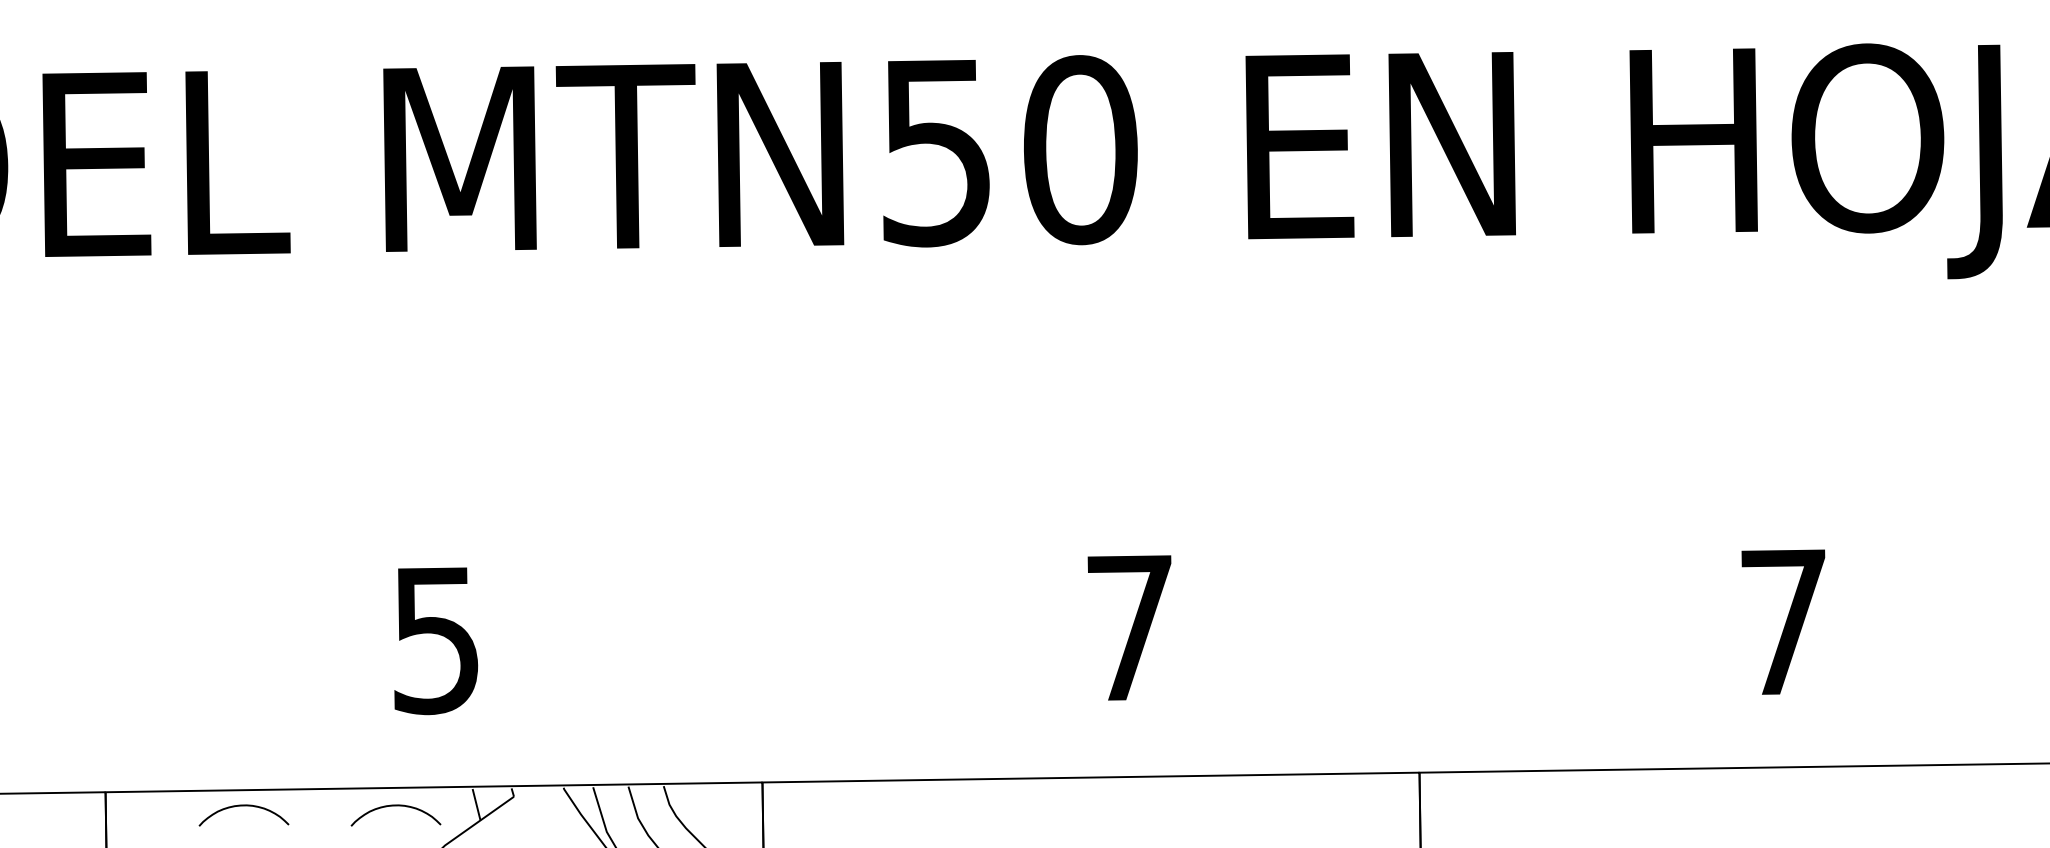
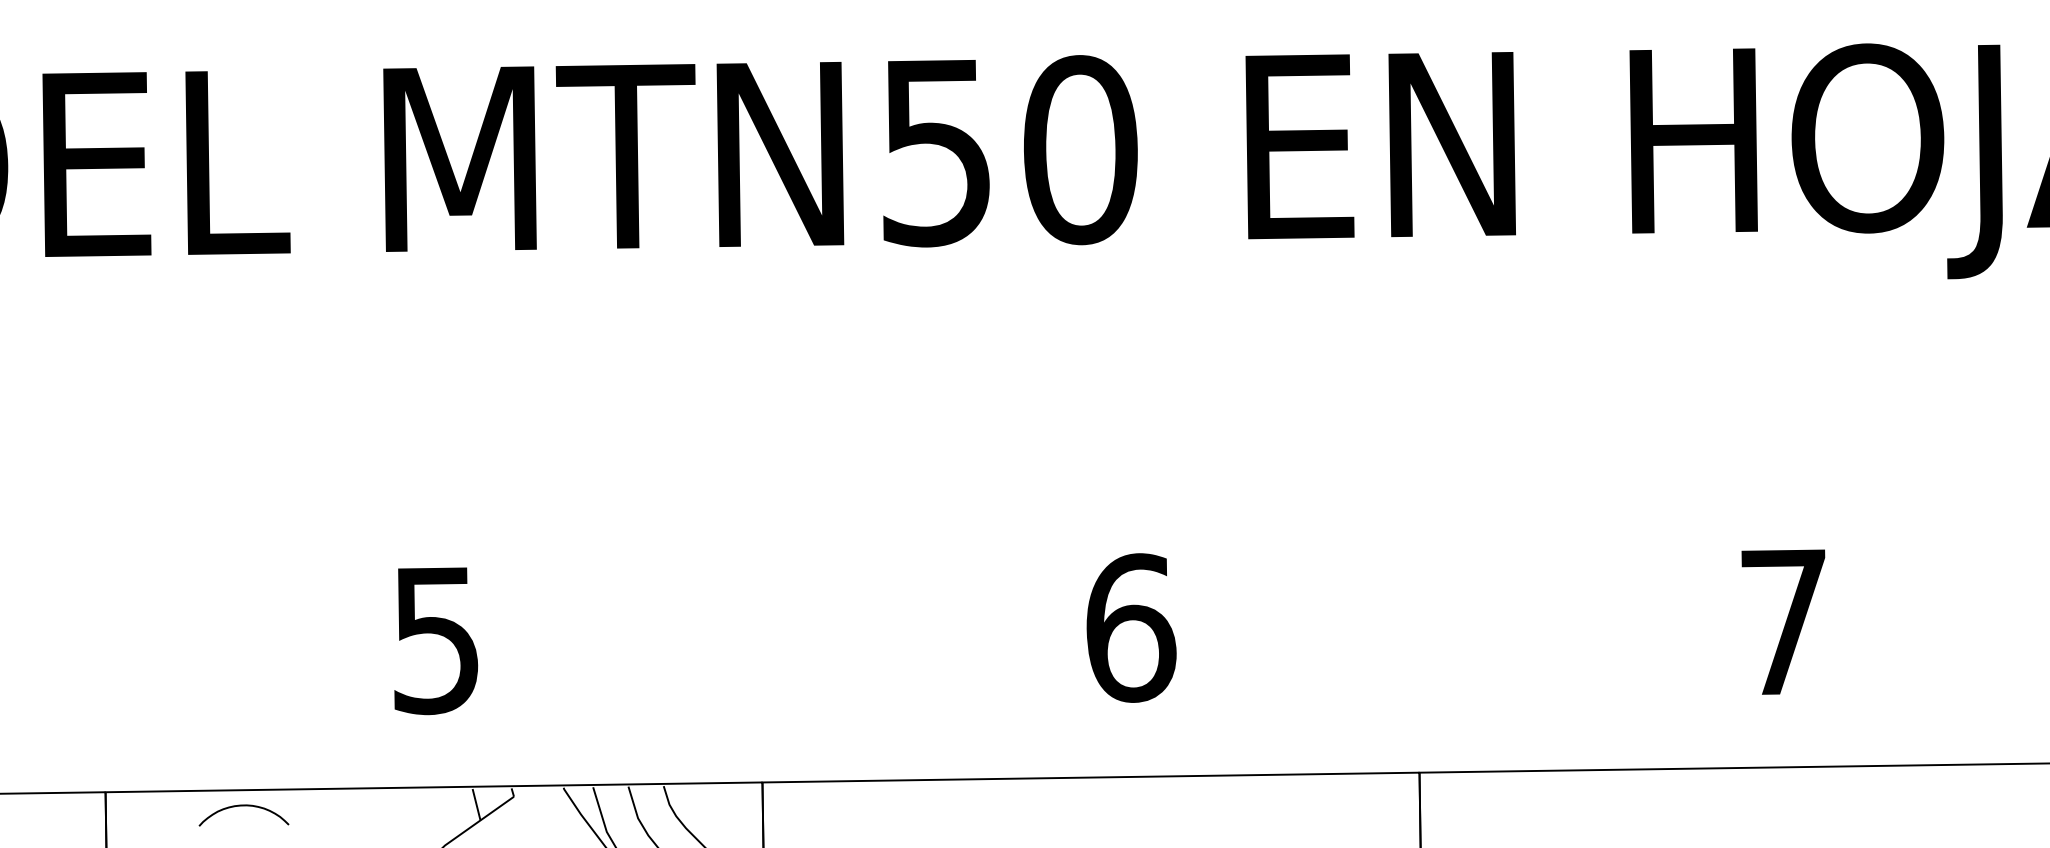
text: 7 -> 6 (1131, 627)
curve: present -> none (395, 806)
